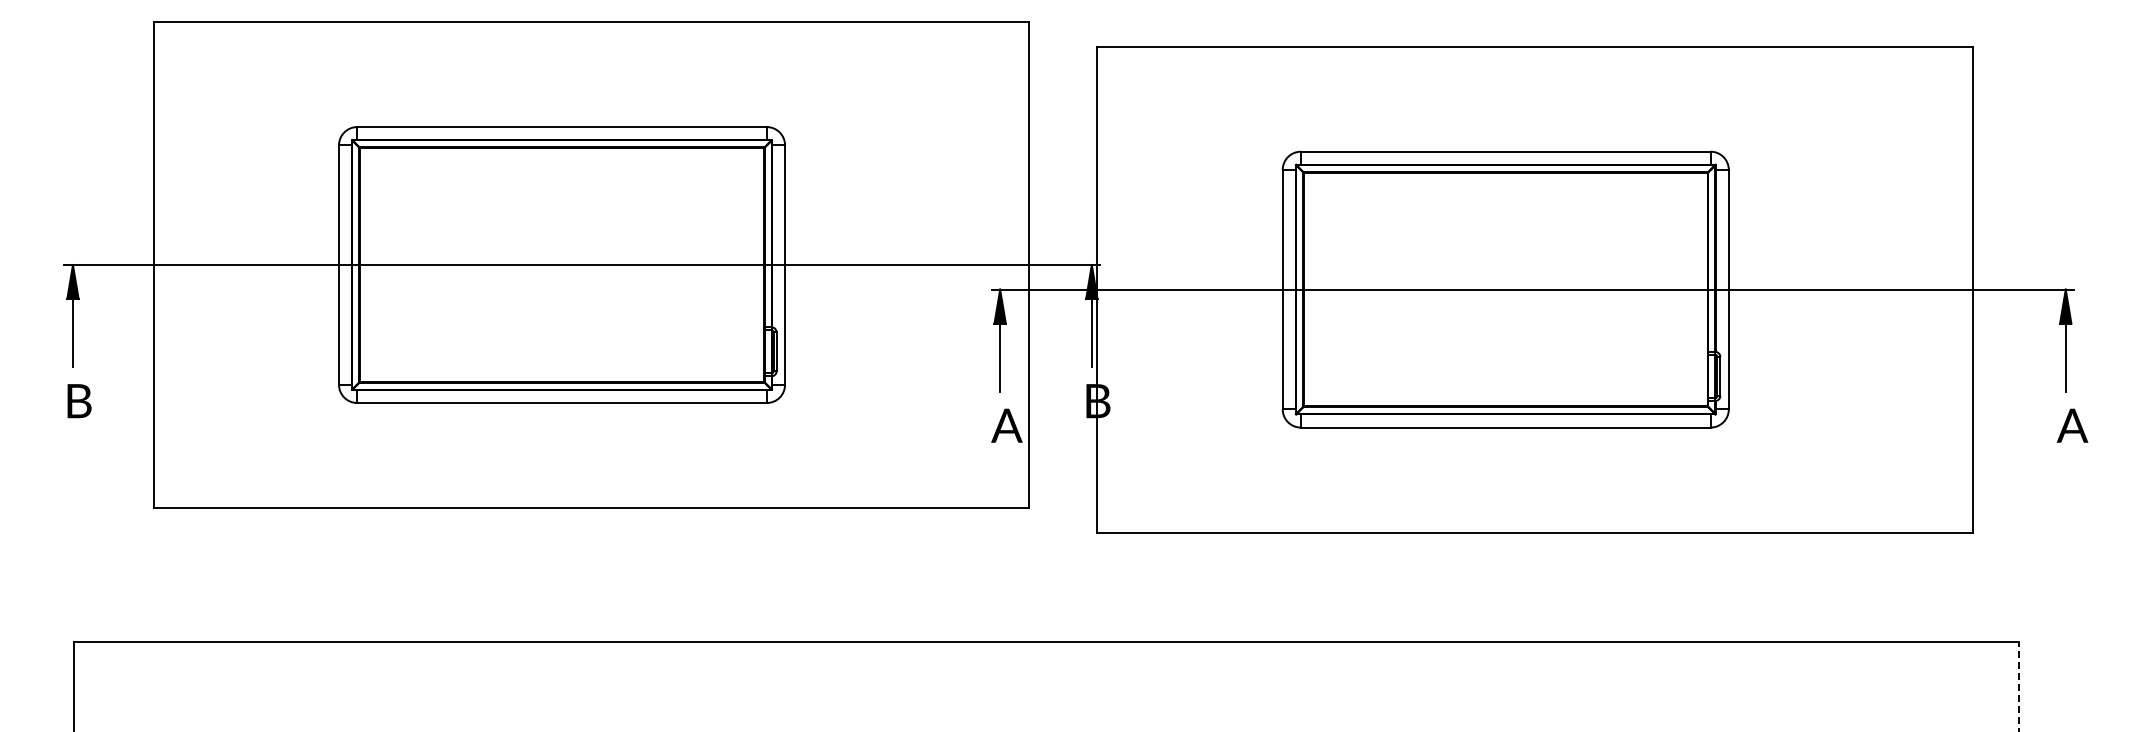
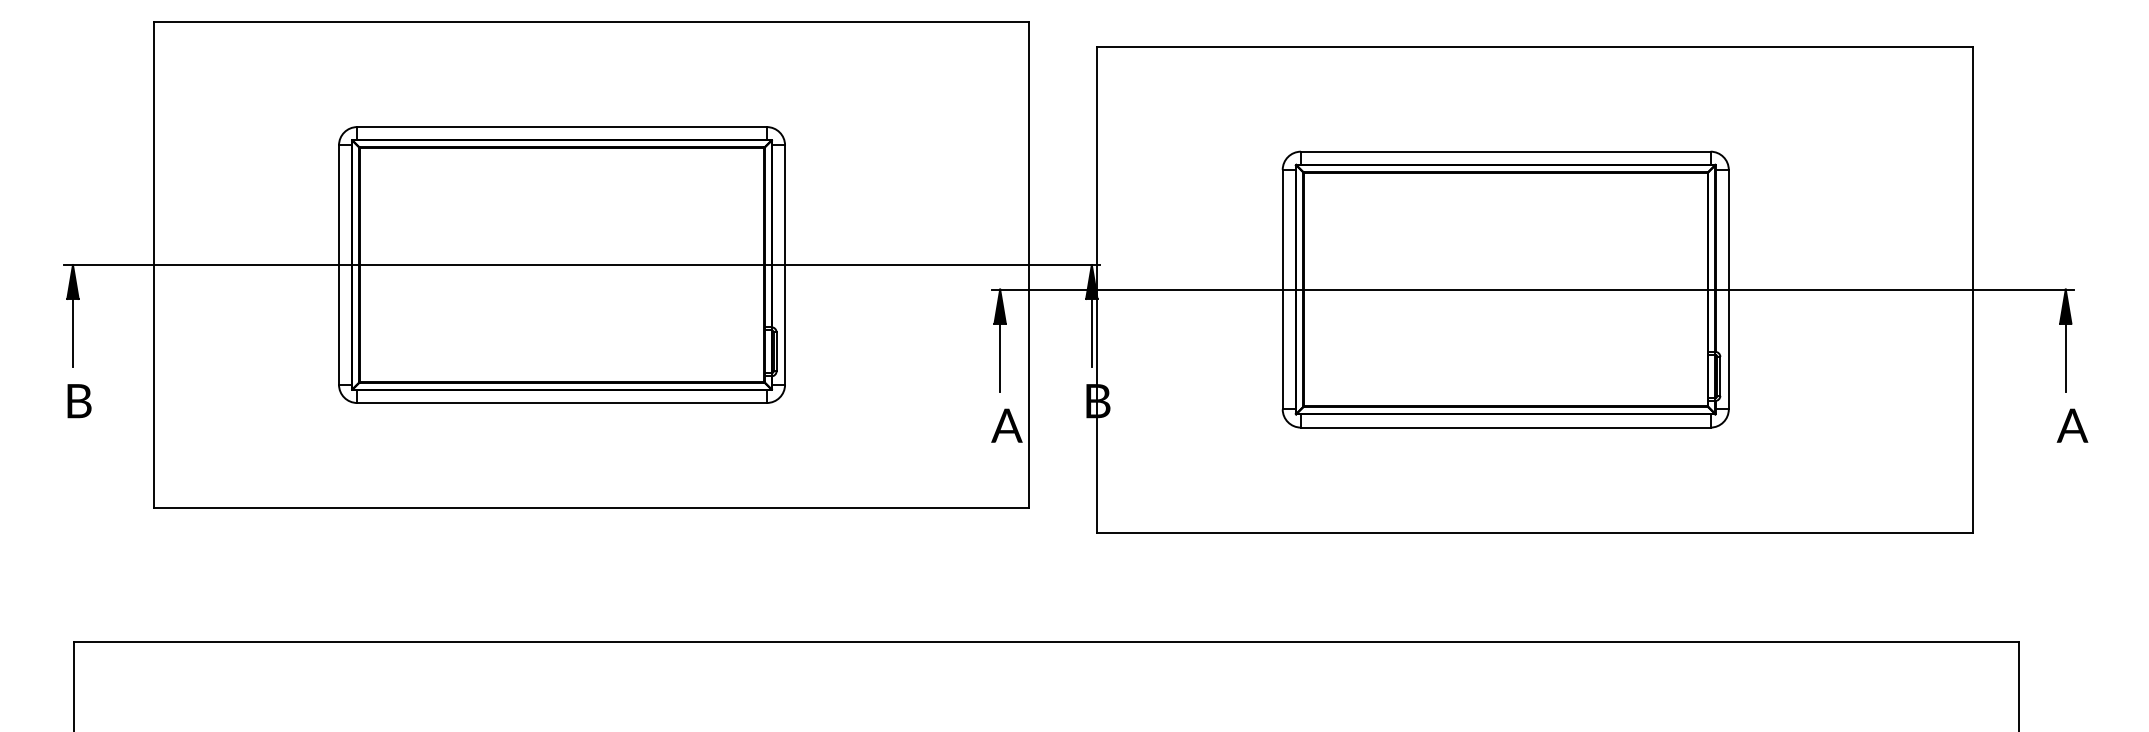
line: dashed -> solid (2018, 686)
